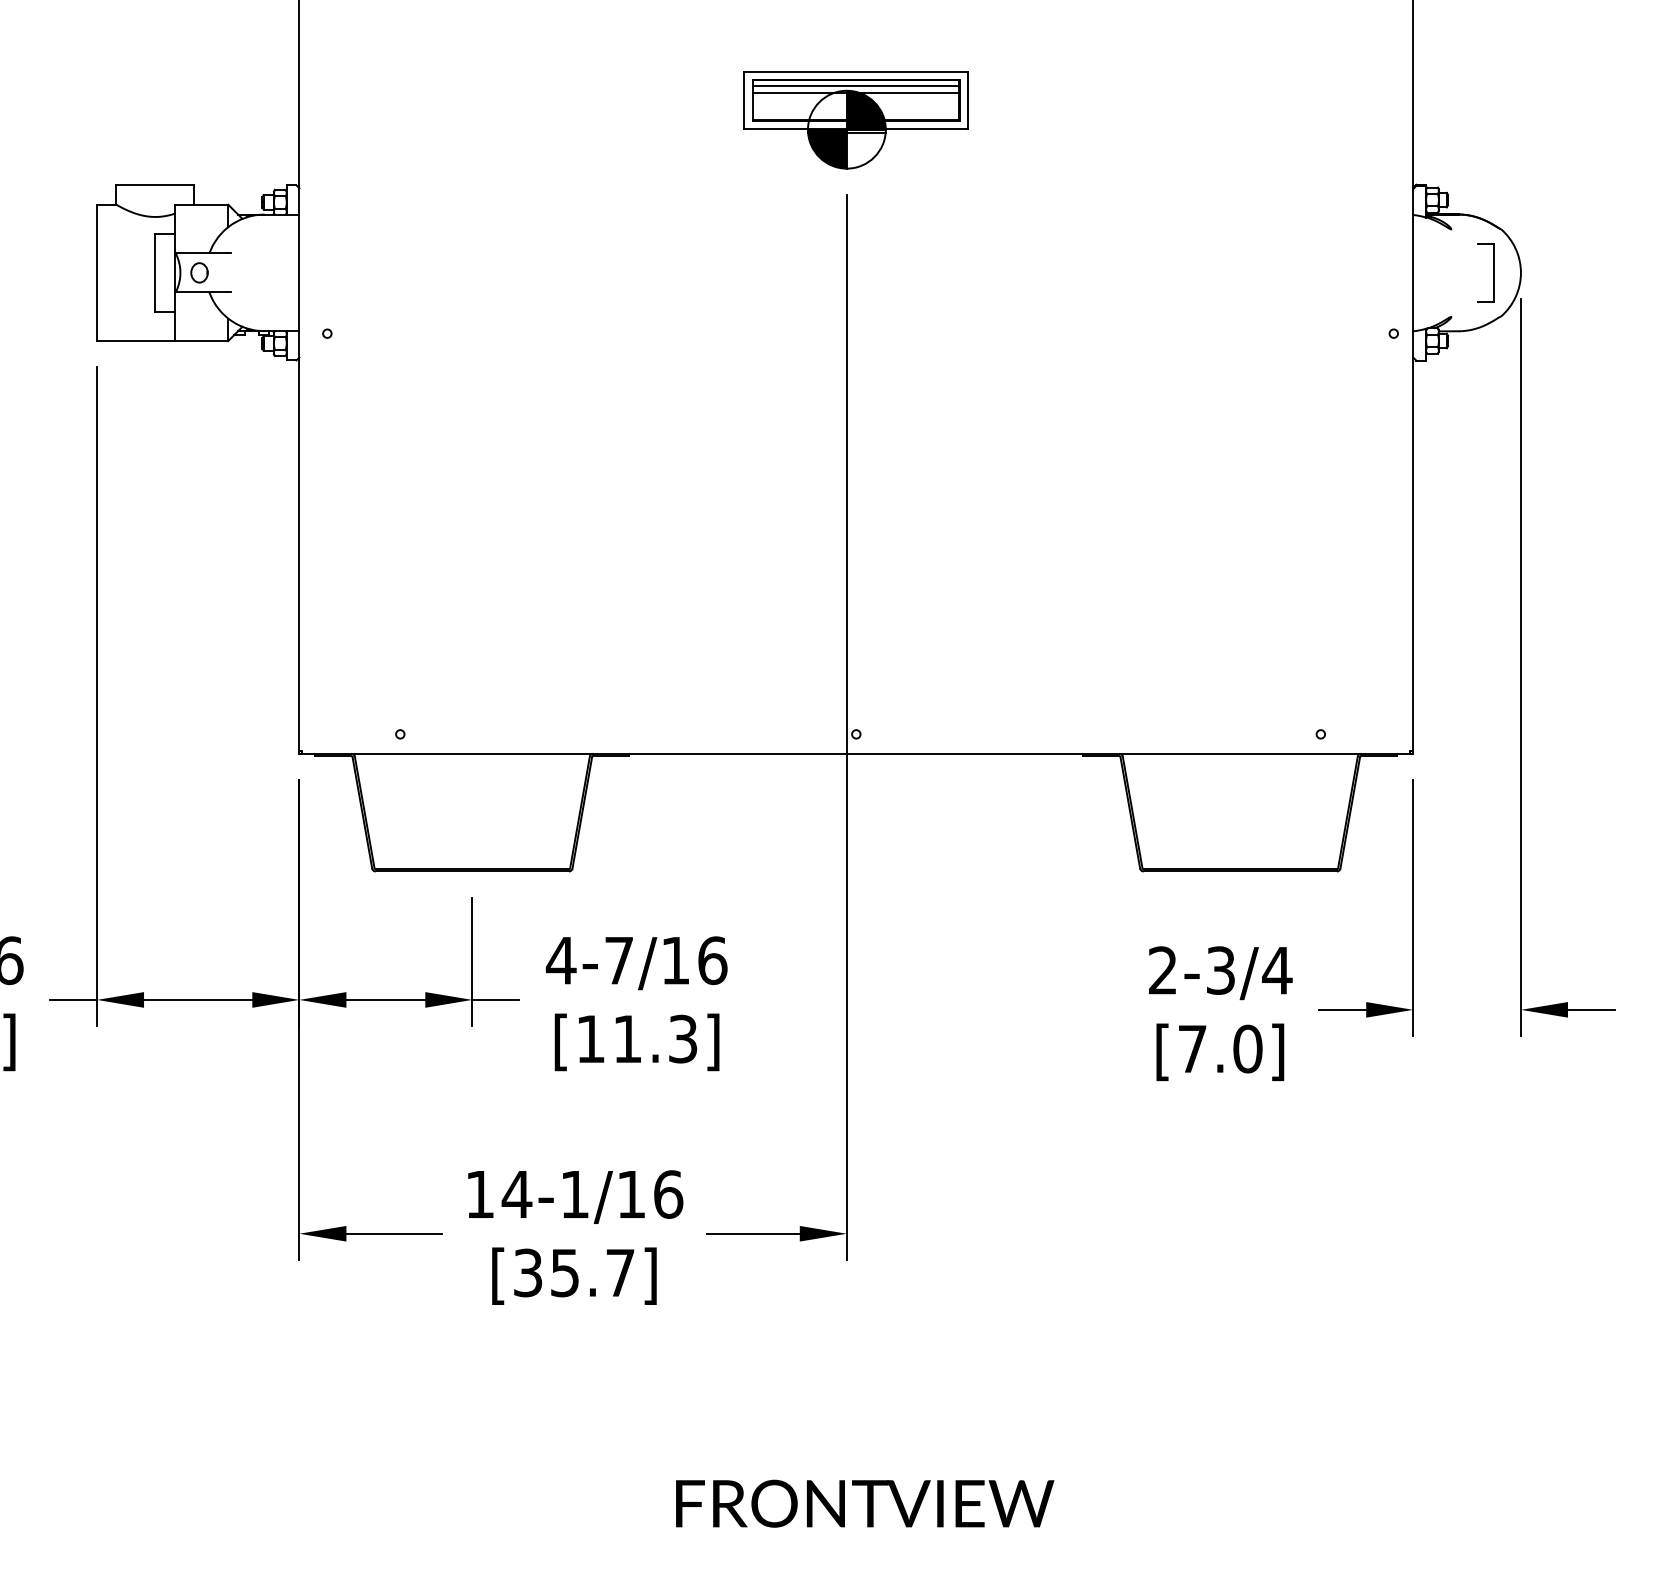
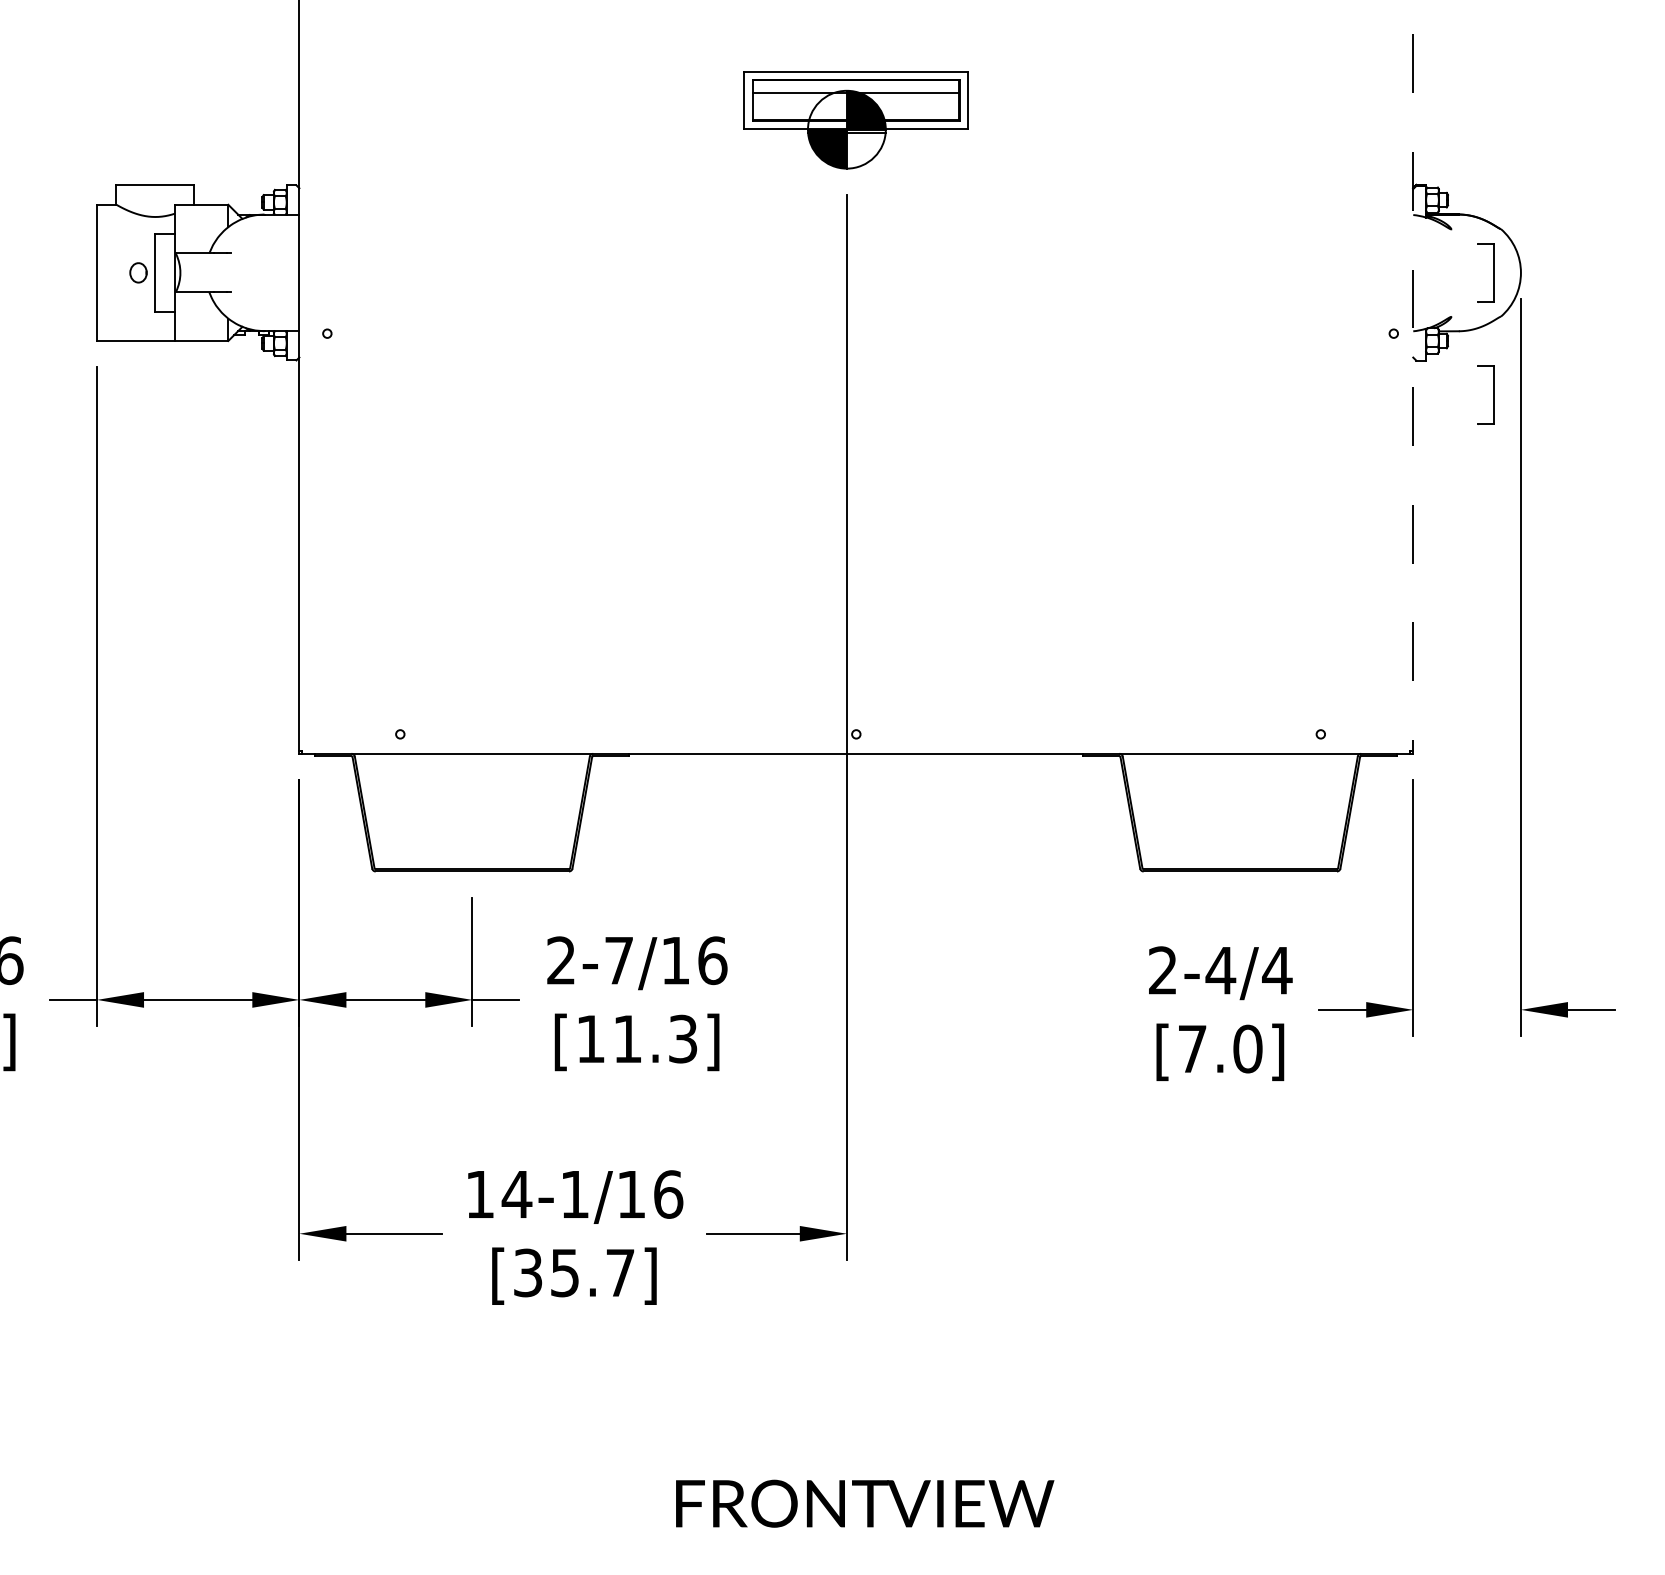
line: present -> none (856, 86)
part position: (199, 272) -> (138, 272) (138, 272)
line: solid -> dashed (1413, 376)
part: none -> present (1493, 394)
text: 4-7/16 -> 2-7/16 (560, 960)
text: 2-3/4 -> 2-4/4 (1220, 970)
